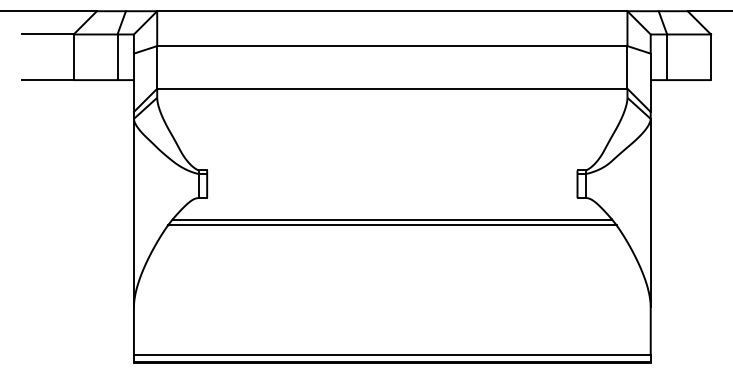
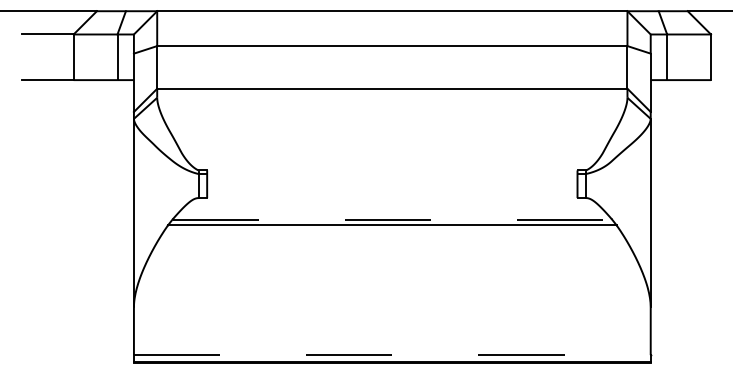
line: solid -> dashed (392, 219)
line: solid -> dashed (392, 355)
